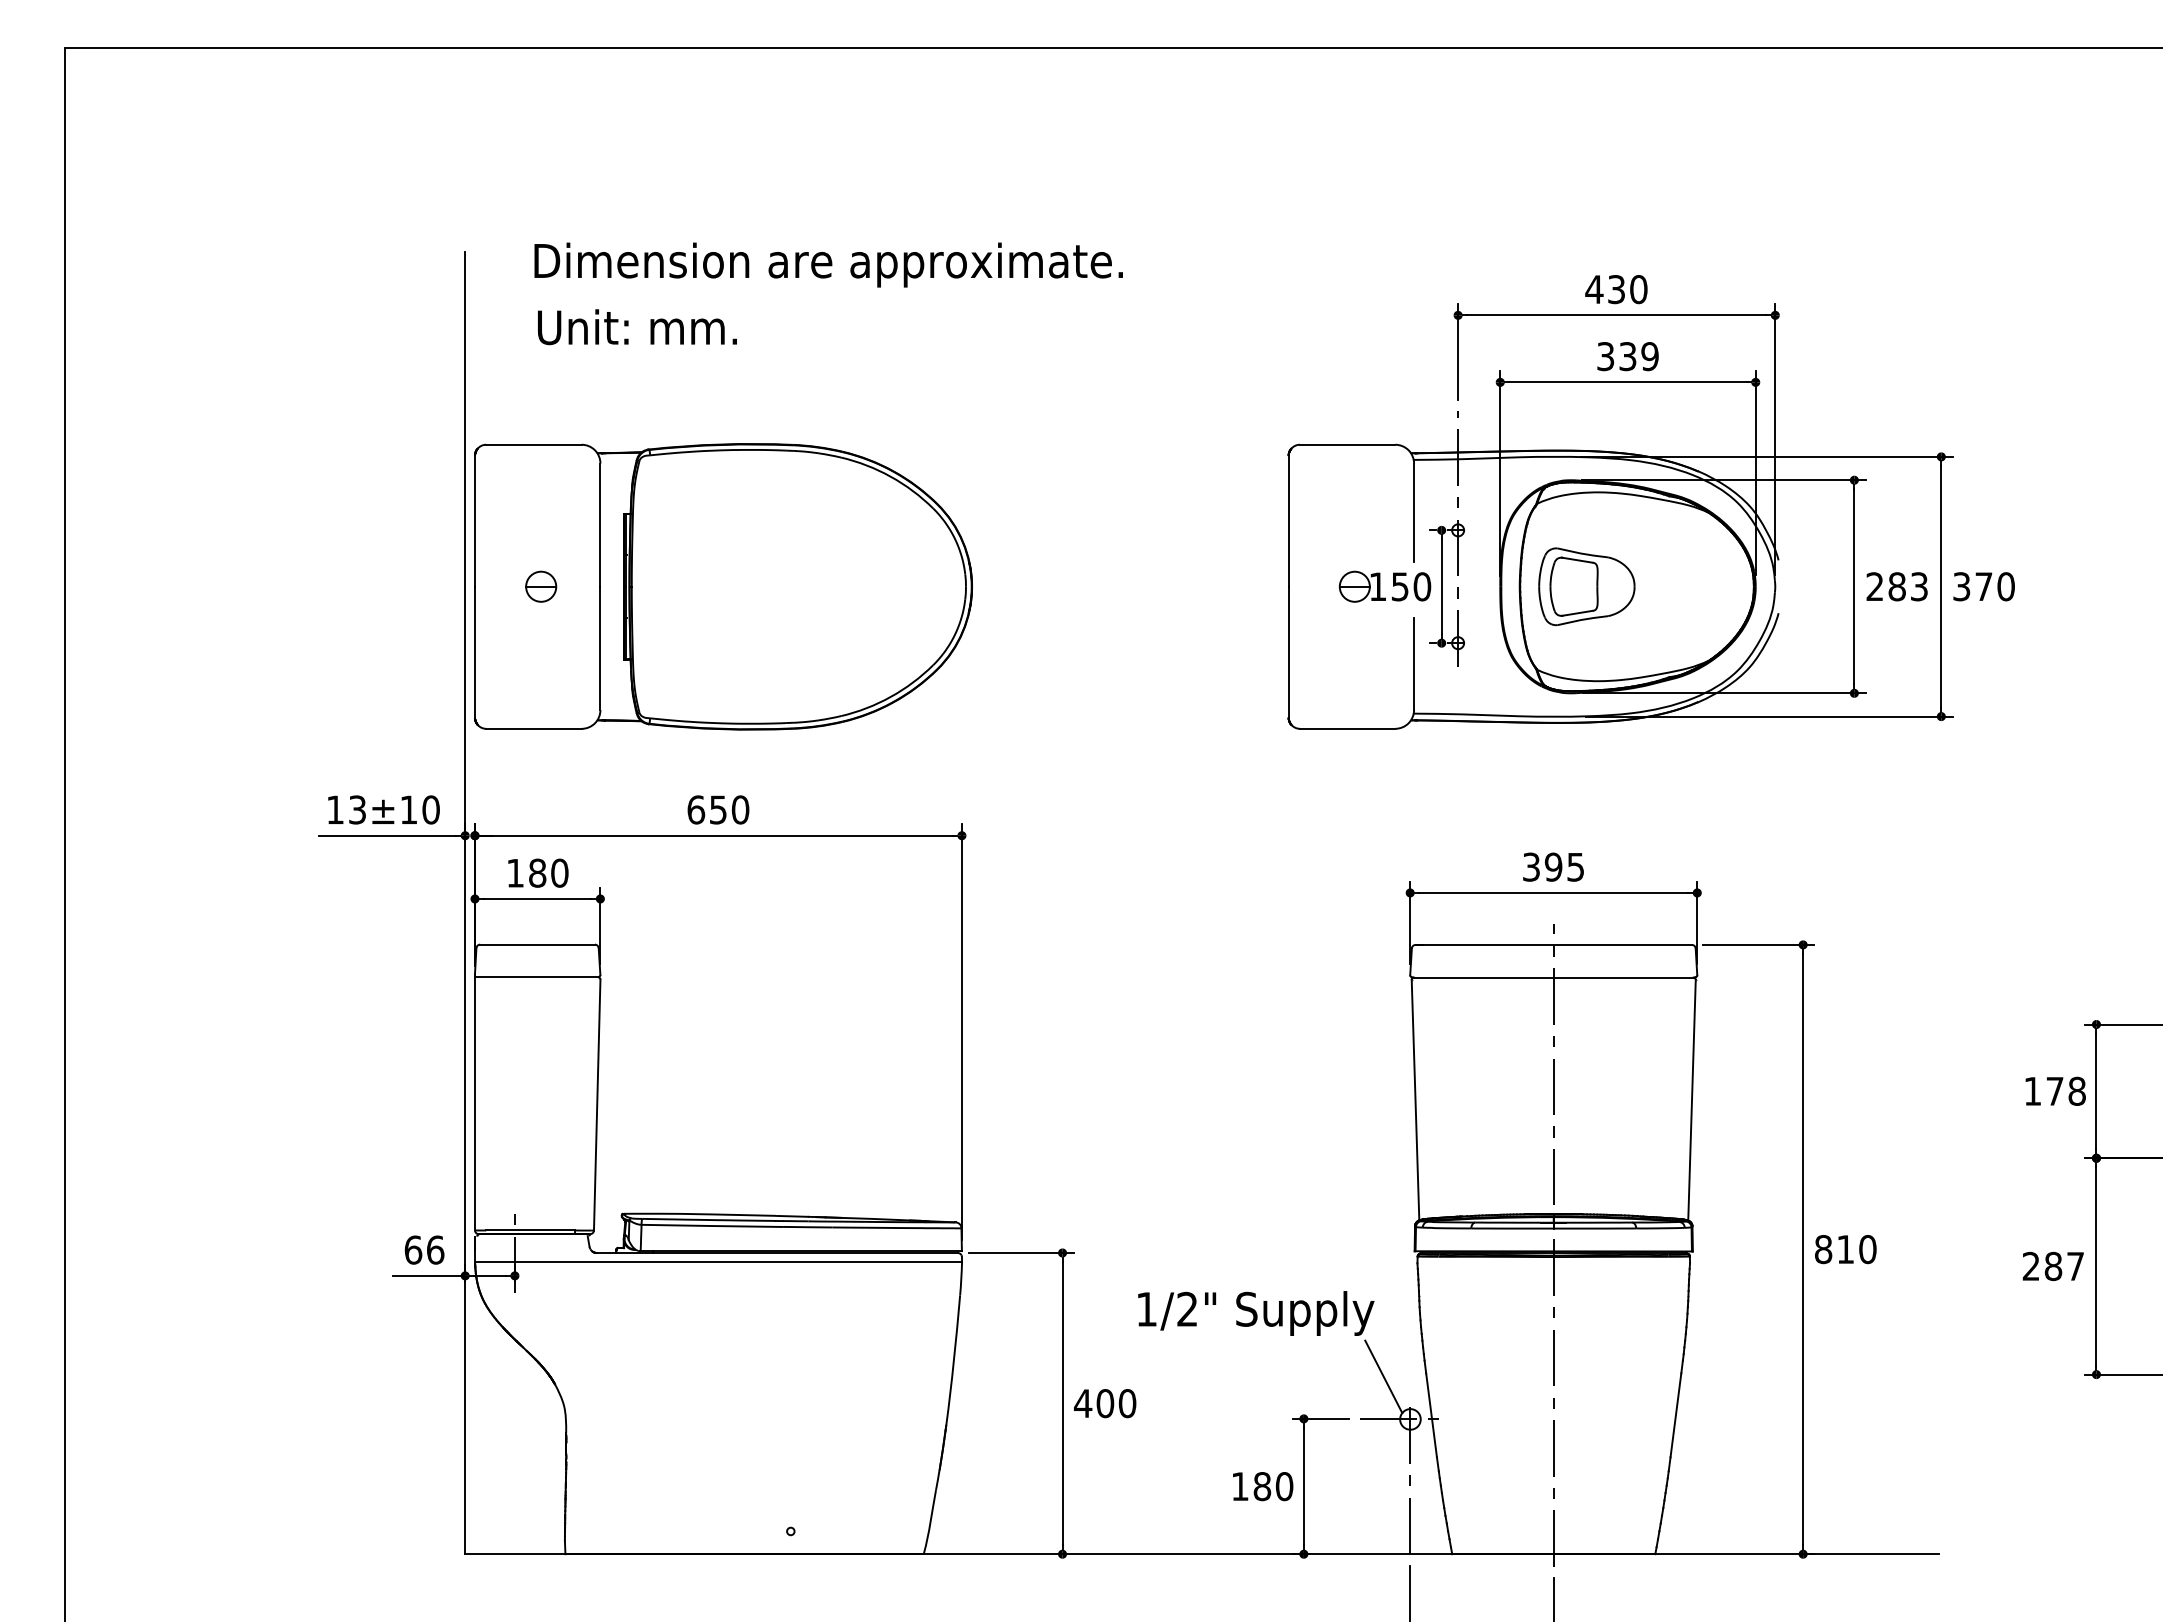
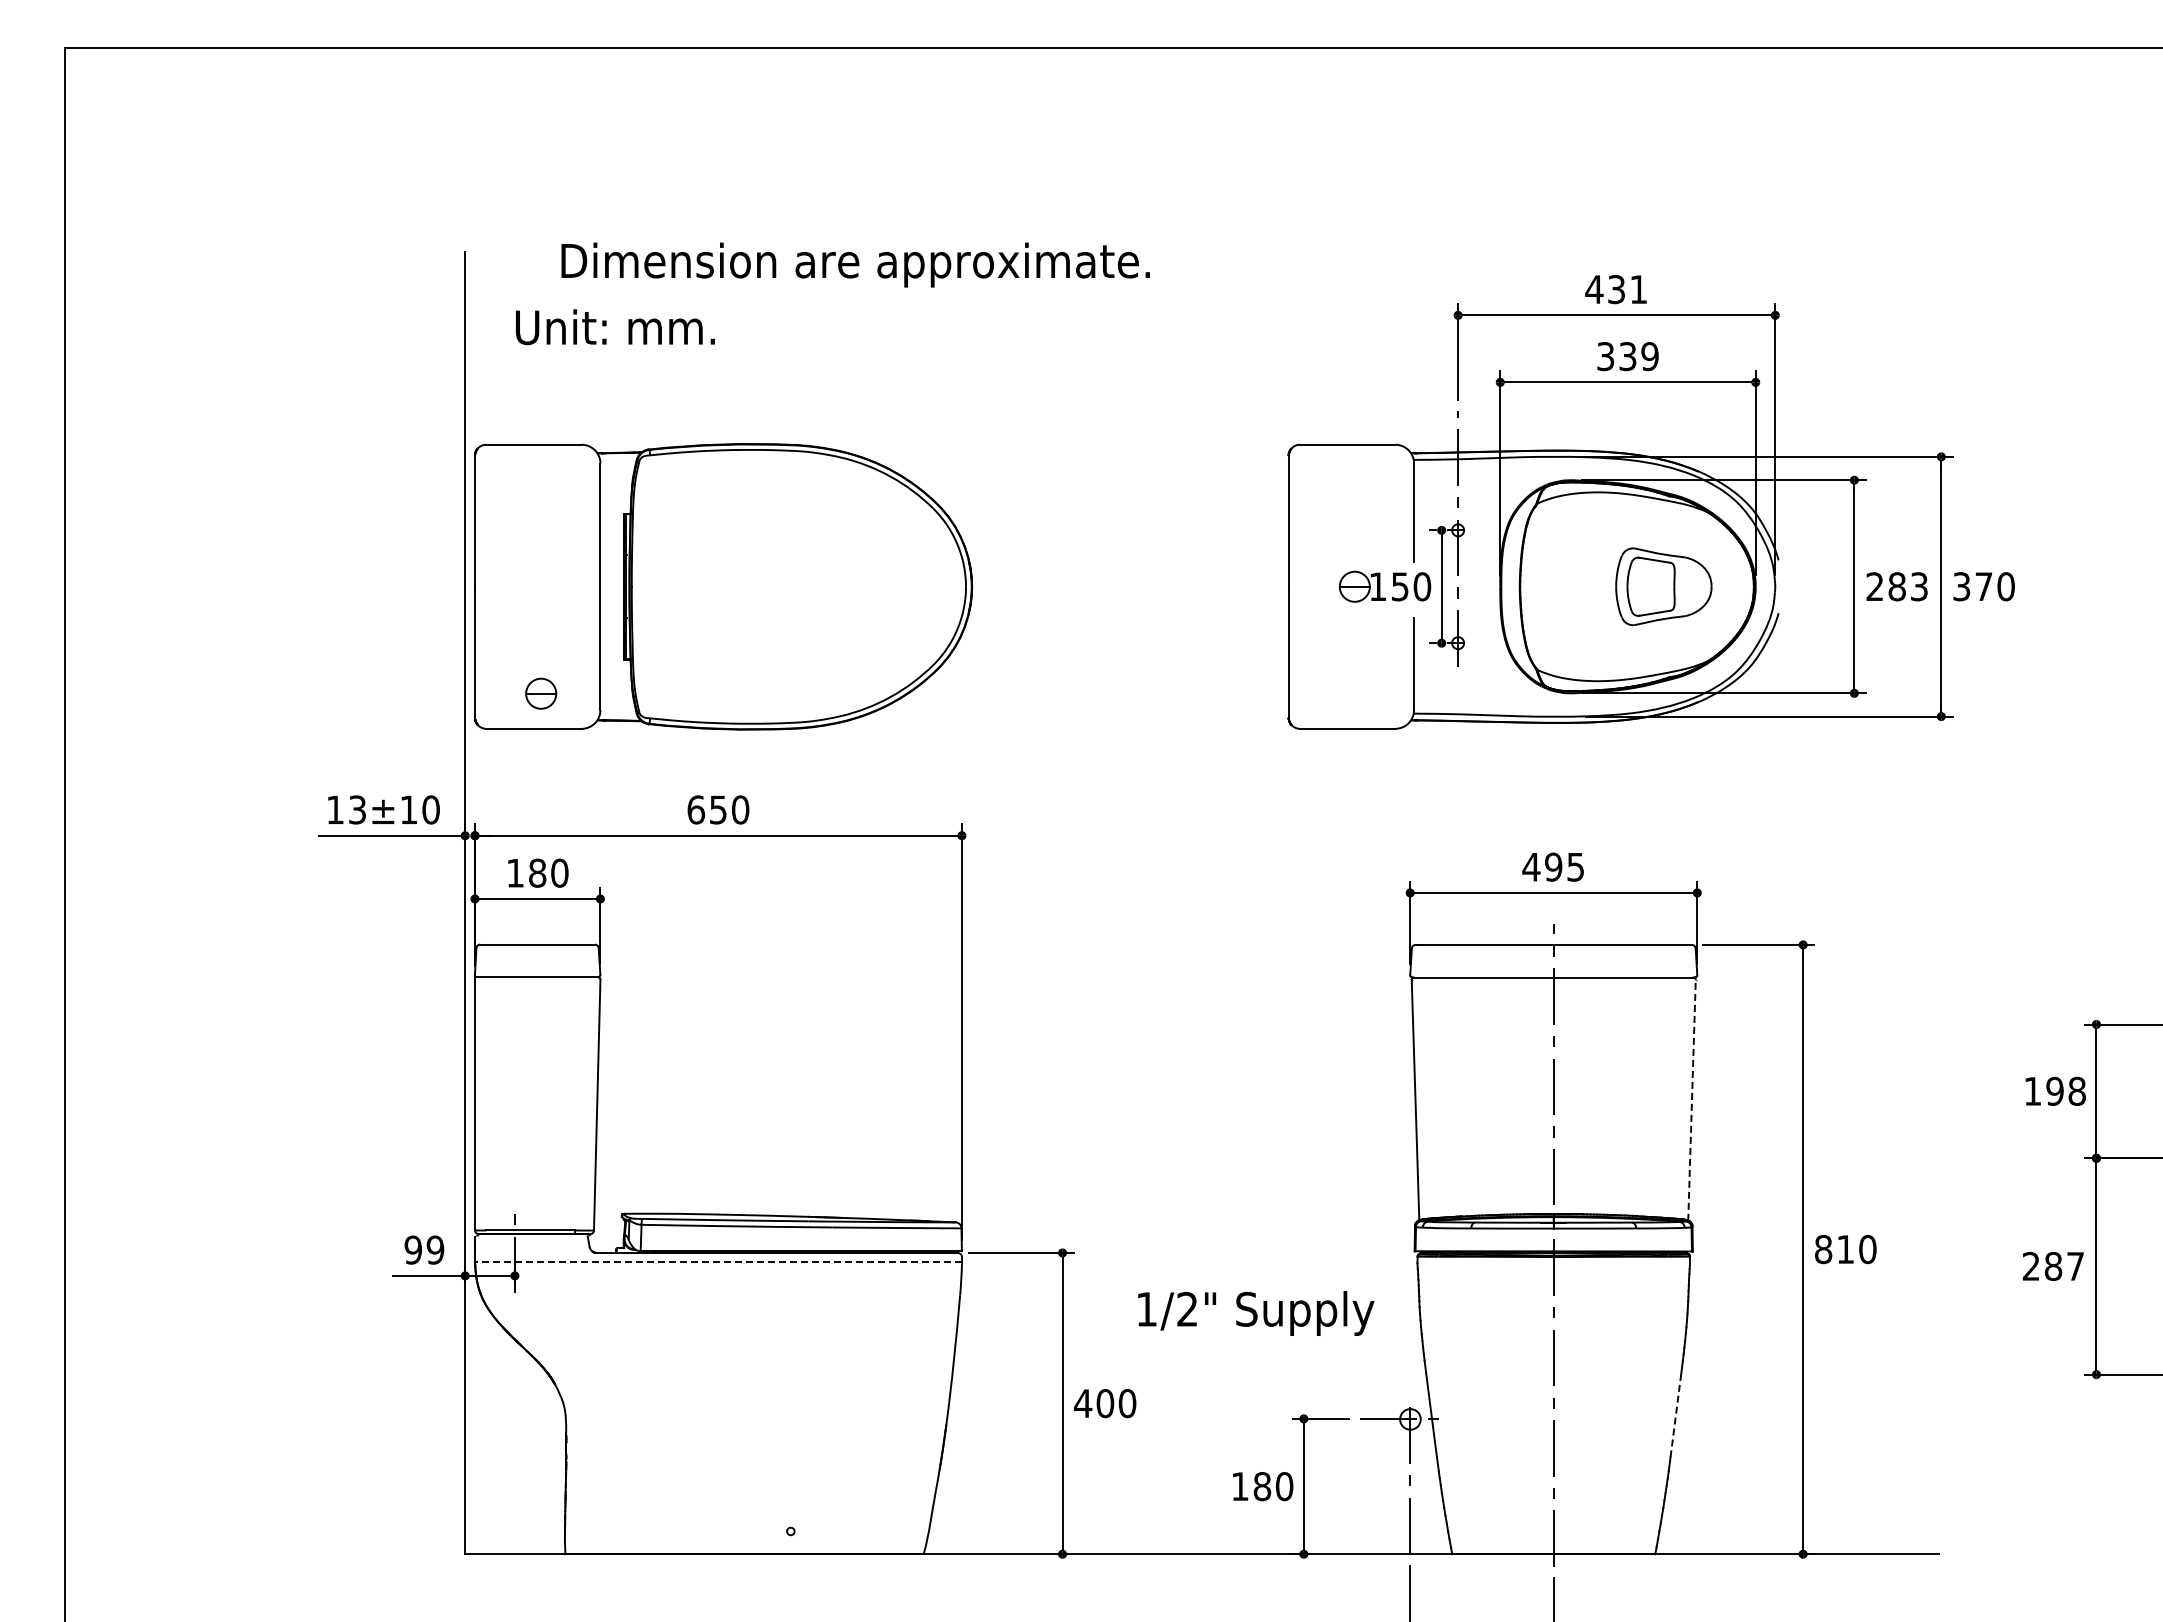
text position: (828, 264) -> (855, 264) (855, 264)
text: 430 -> 431 (1638, 289)
text position: (637, 327) -> (615, 327) (615, 327)
part position: (541, 586) -> (541, 693) (541, 693)
part position: (1586, 586) -> (1663, 586) (1663, 586)
text: 395 -> 495 (1531, 866)
text: 178 -> 198 (2054, 1090)
line: solid -> dashed (1692, 1100)
text: 66 -> 99 (424, 1249)
line: solid -> dashed (718, 1262)
line: present -> none (1383, 1376)
line: solid -> dashed (1675, 1414)
